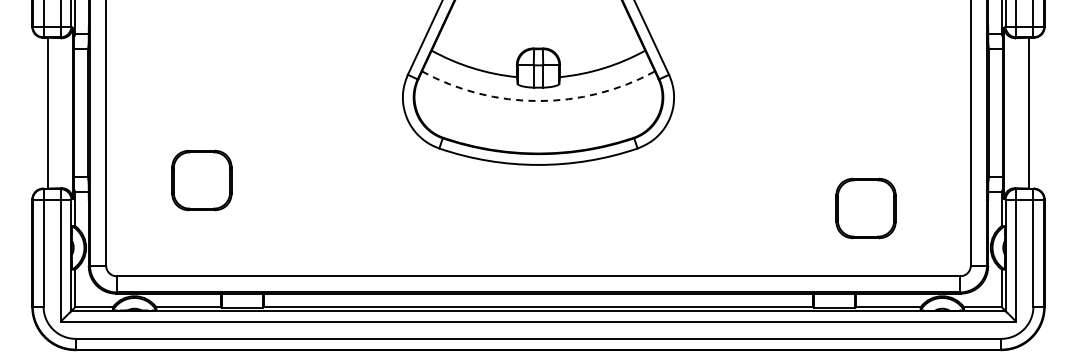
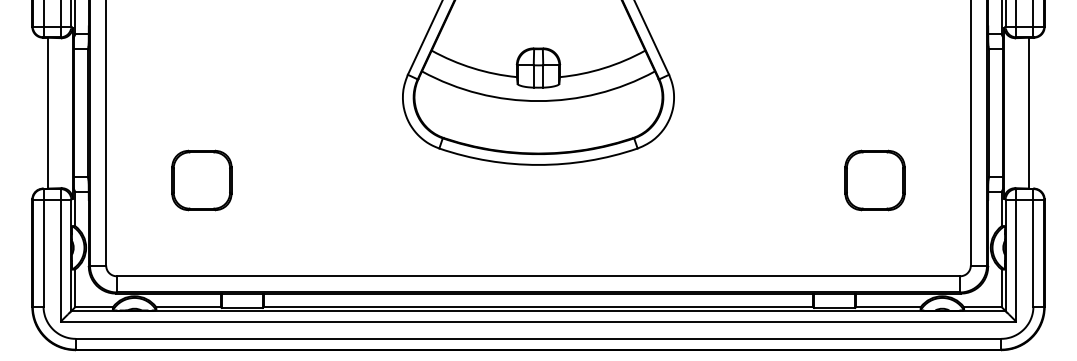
arc: dashed -> solid (538, 101)
part position: (865, 208) -> (874, 180) (874, 180)
